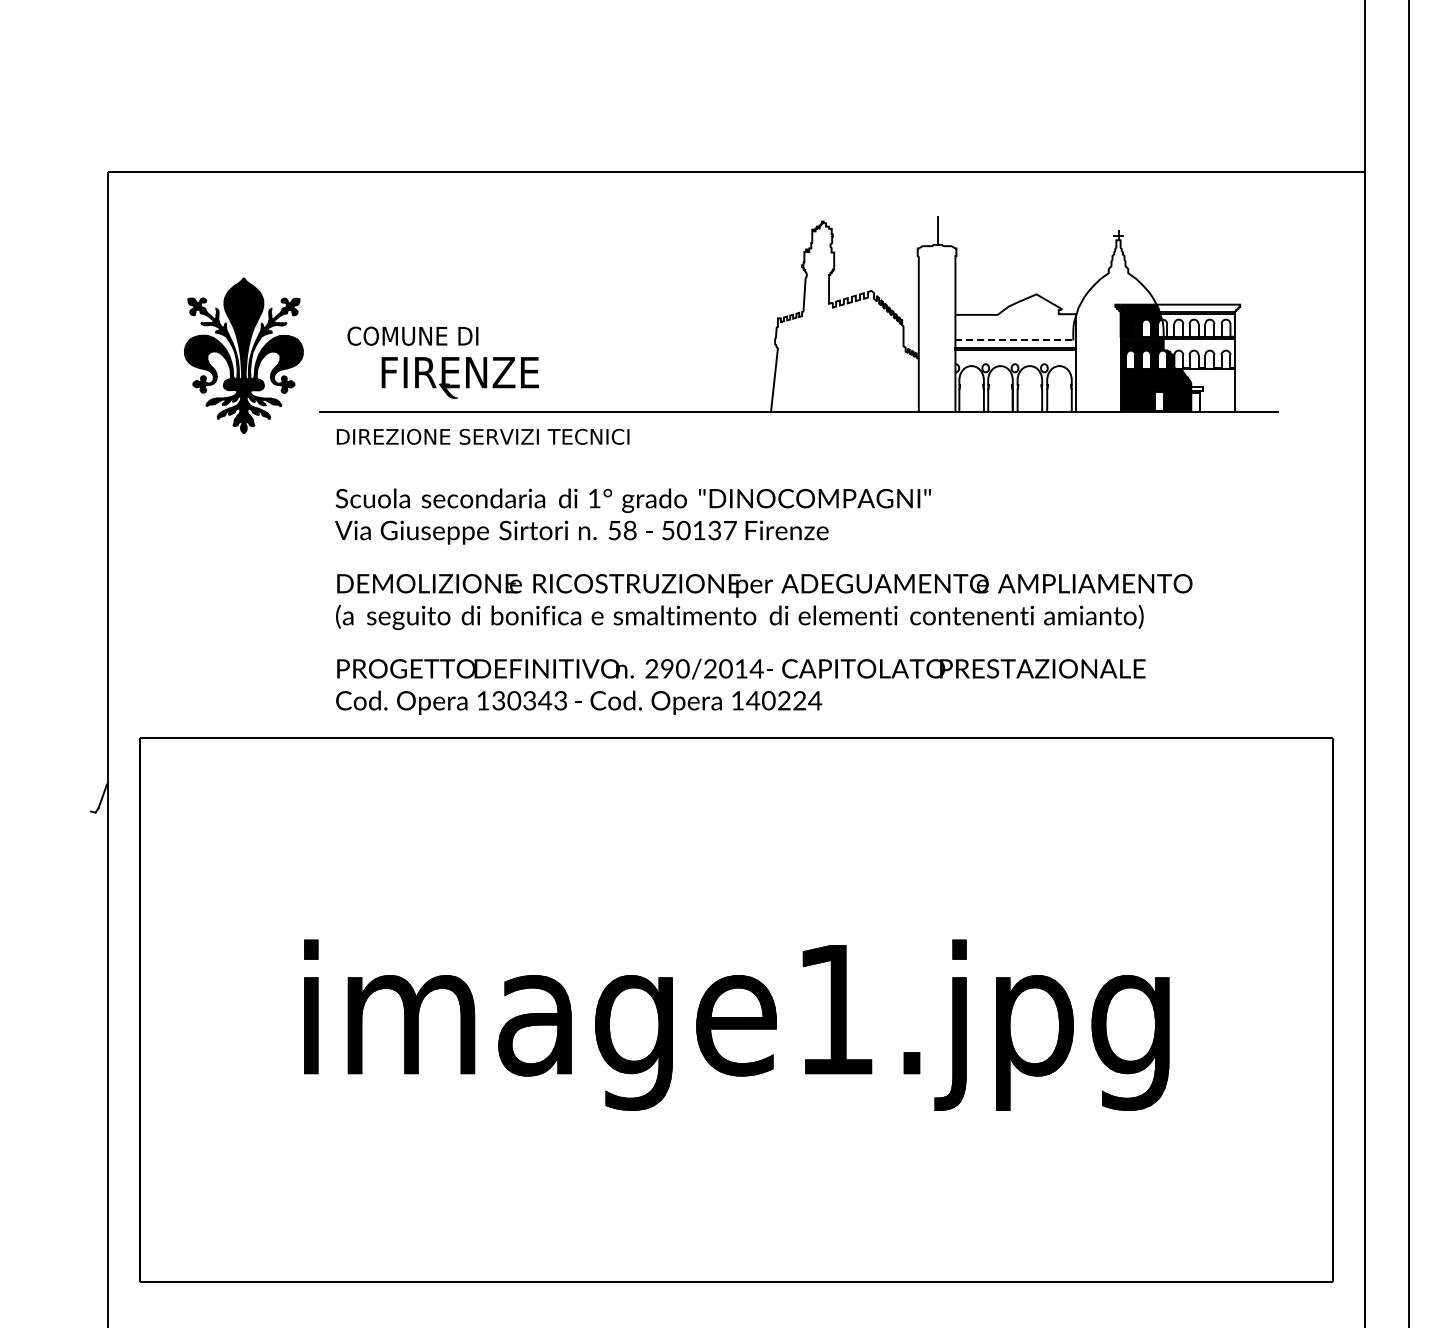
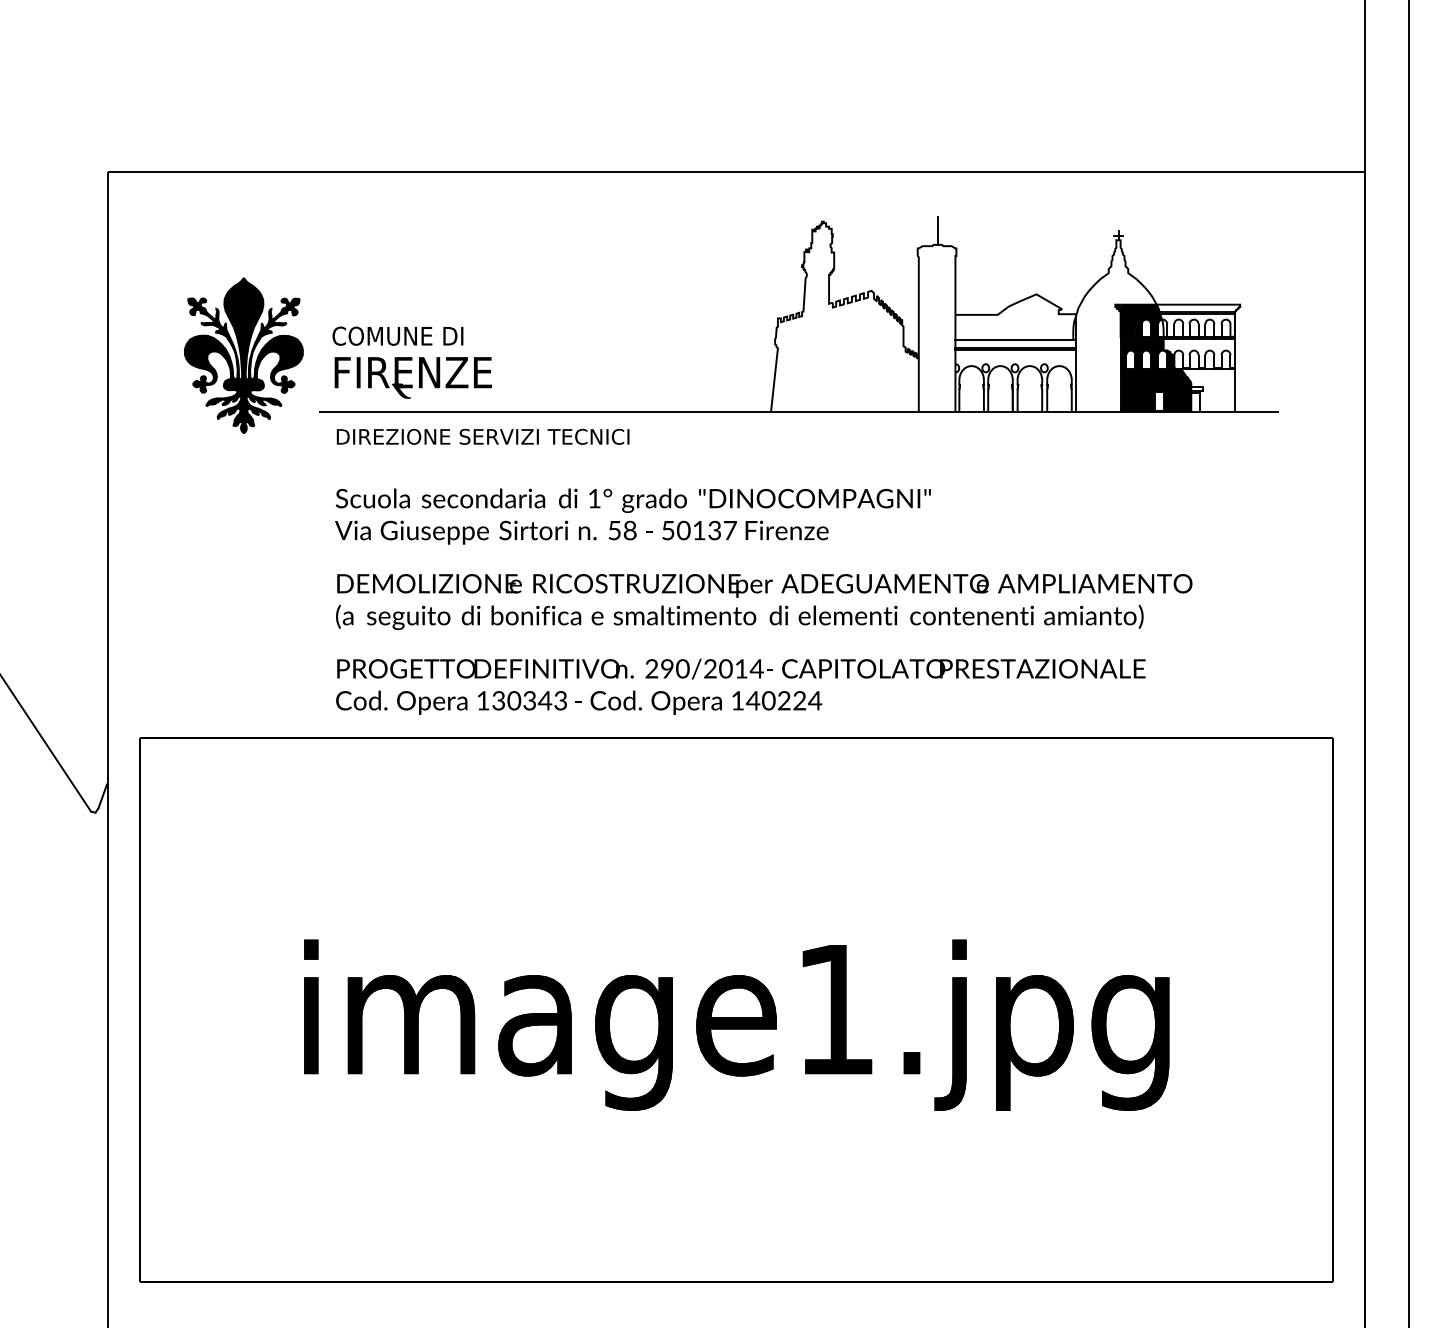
text position: (412, 335) -> (397, 335) (397, 335)
line: dashed -> solid (1016, 340)
text position: (459, 377) -> (412, 377) (412, 377)
line: none -> present (46, 744)
